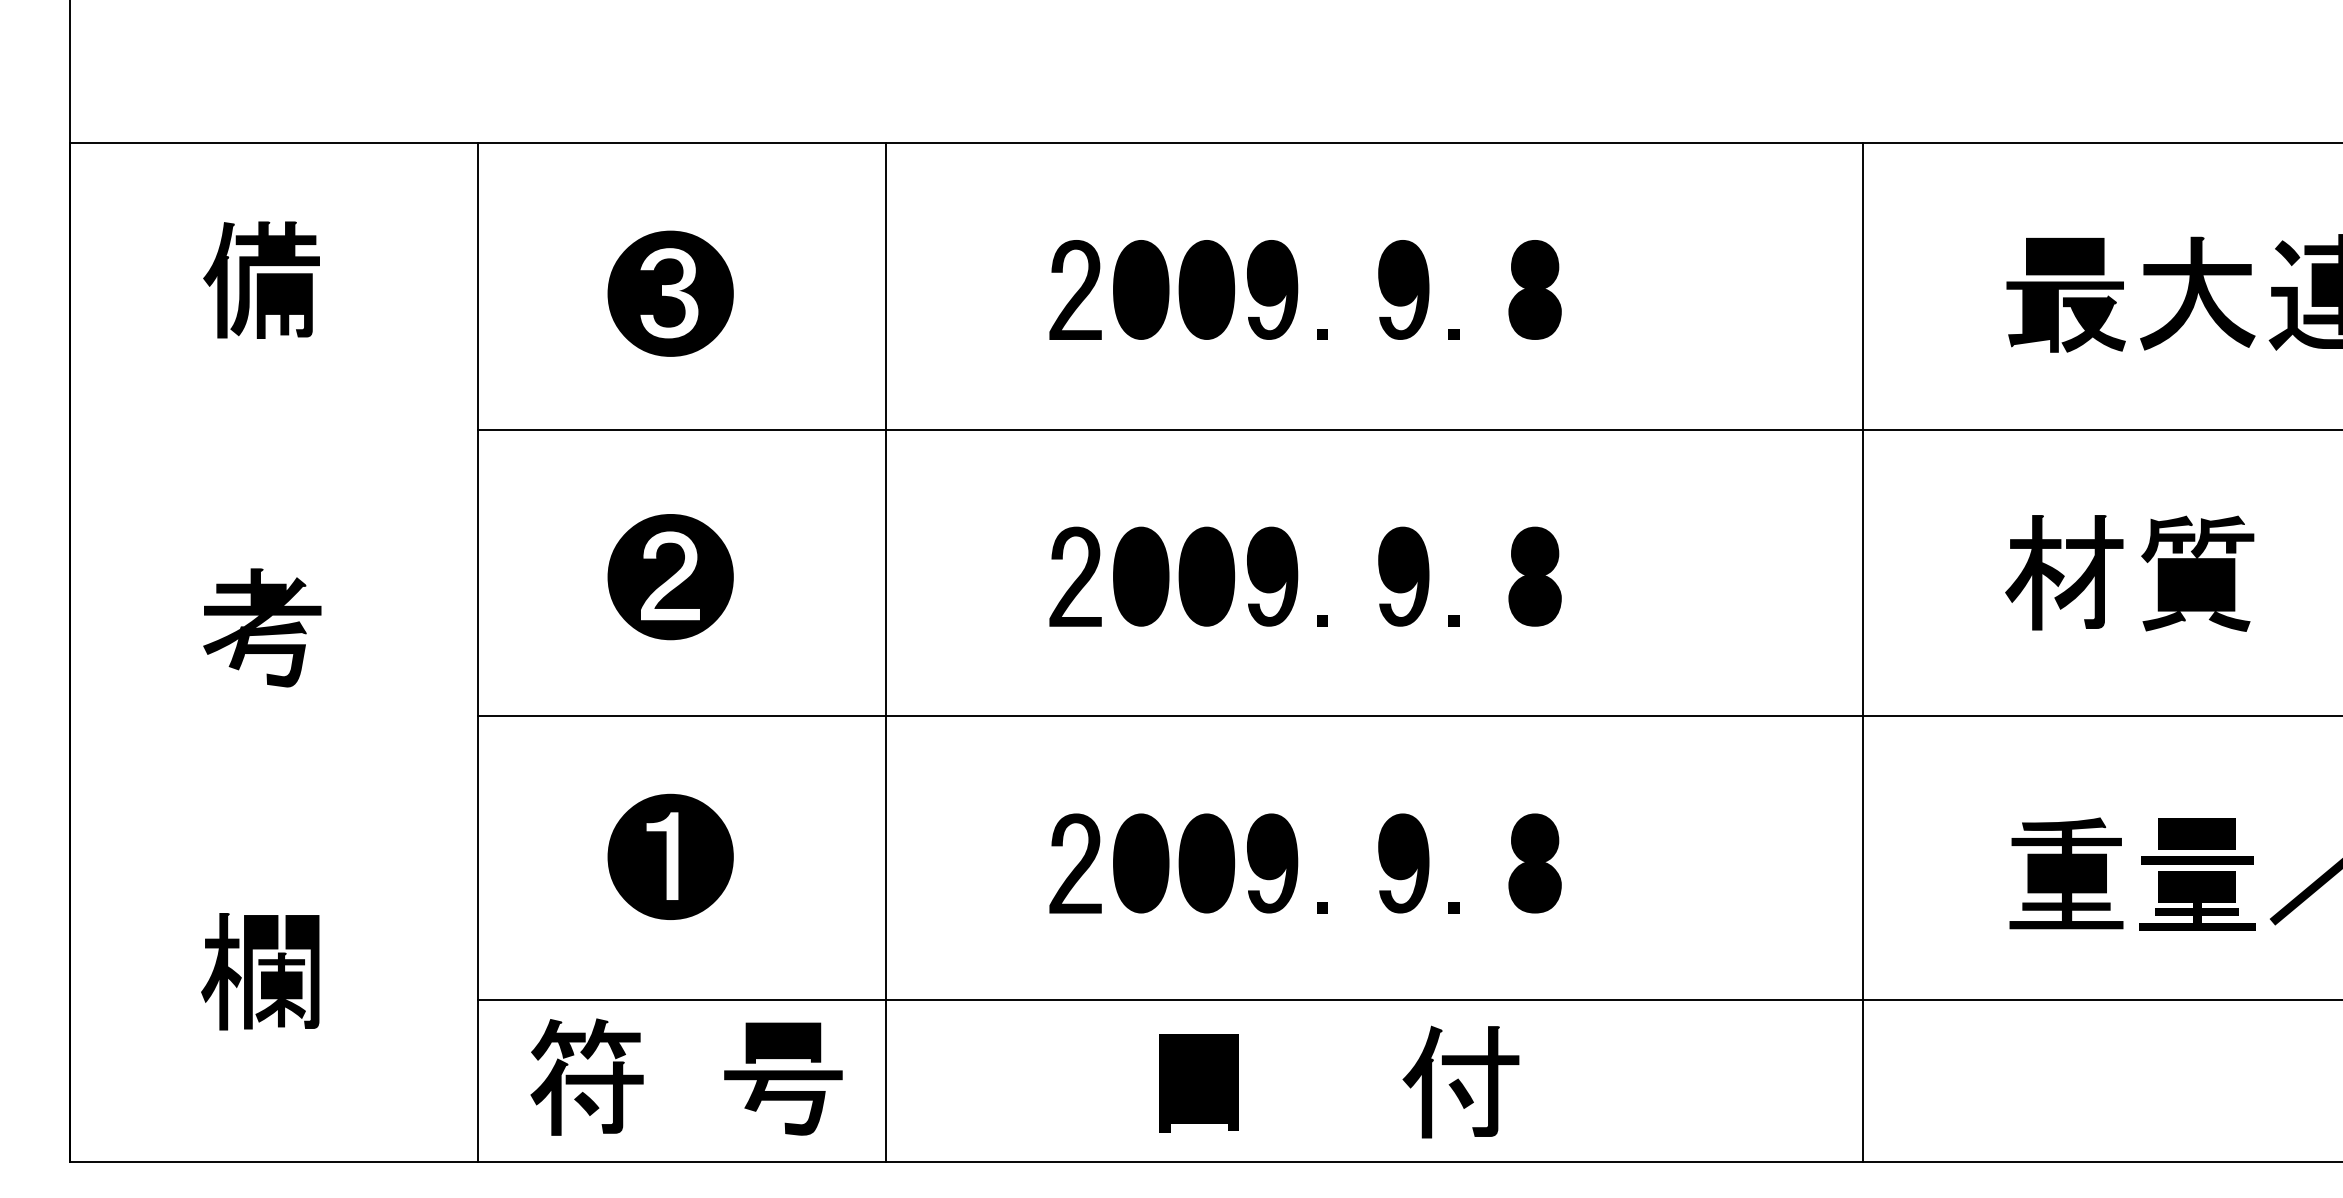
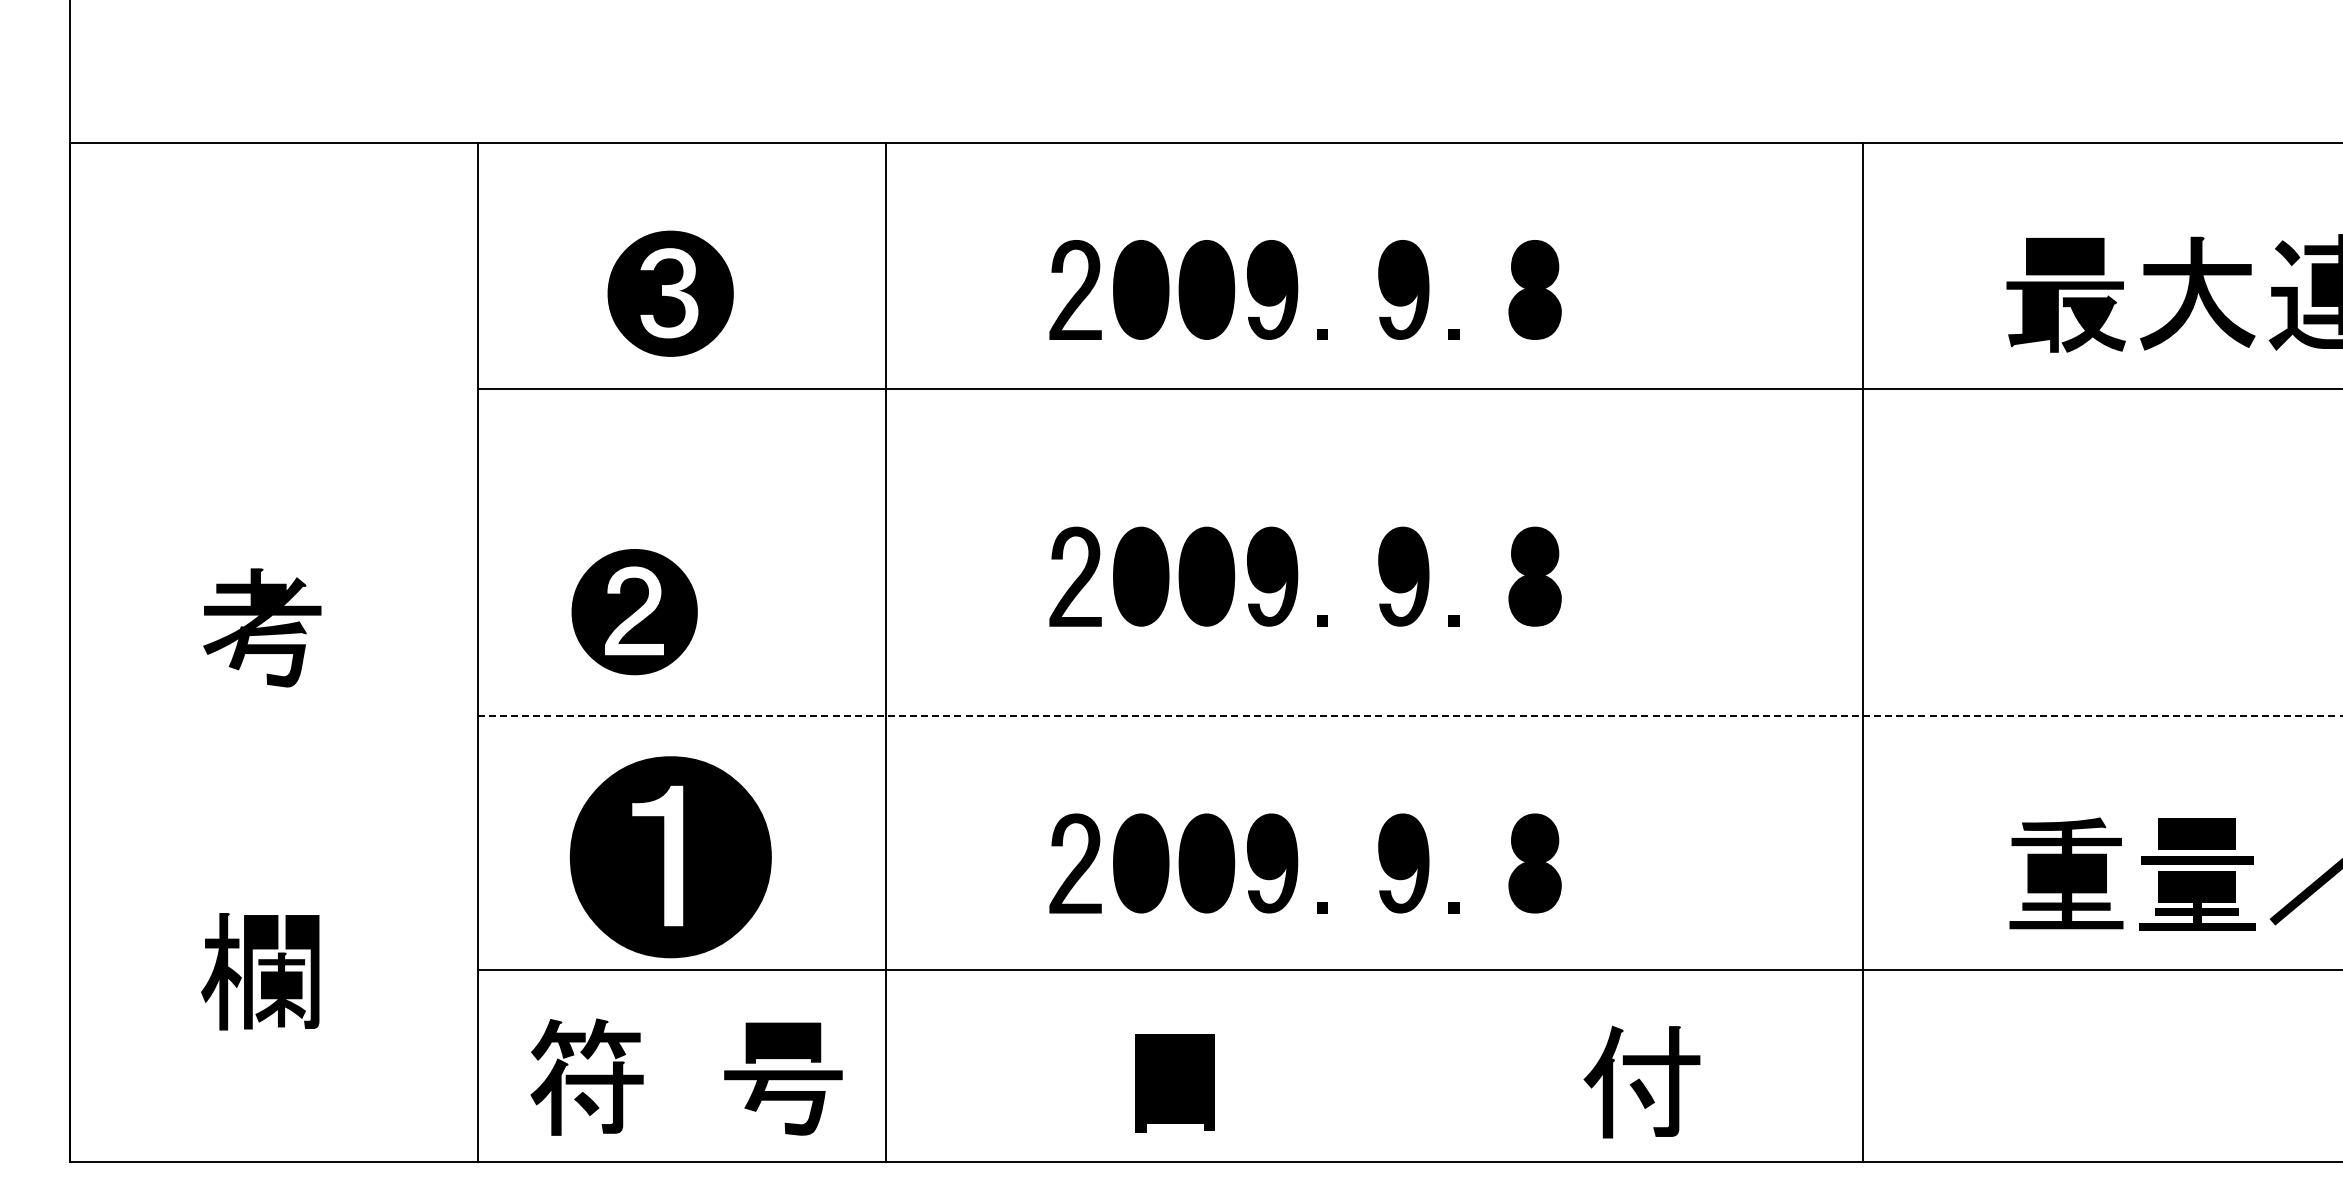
part: present -> none (261, 279)
line position: (1408, 429) -> (1408, 388) (1408, 388)
part: present -> none (2144, 560)
part position: (670, 577) -> (634, 612) (634, 612)
line: solid -> dashed (1410, 716)
part size: 127x127 px -> 203x203 px (670, 857)
line position: (1408, 999) -> (1408, 969) (1408, 969)
part position: (1460, 1081) -> (1641, 1081) (1641, 1081)
part position: (1198, 1083) -> (1174, 1083) (1174, 1083)
